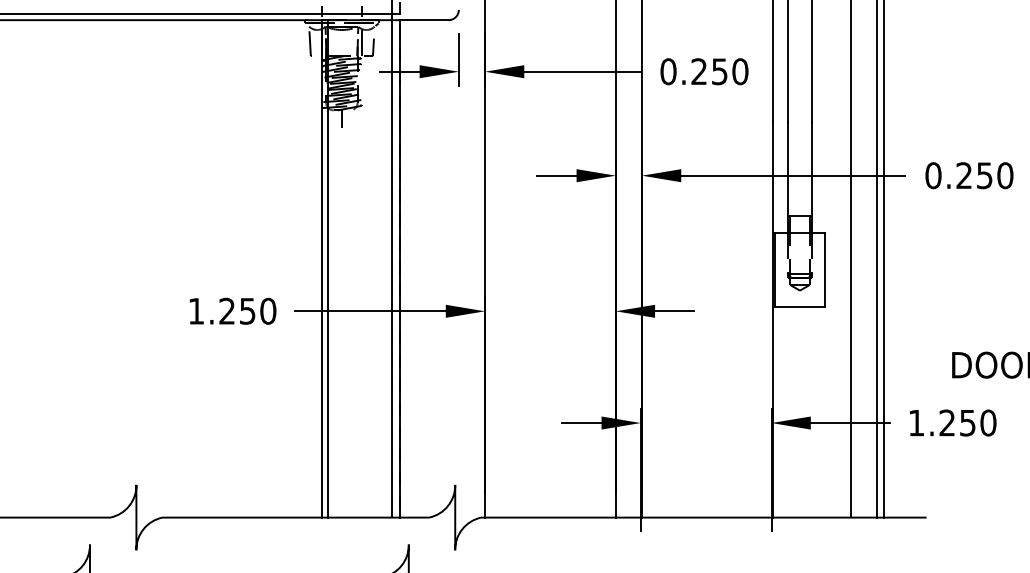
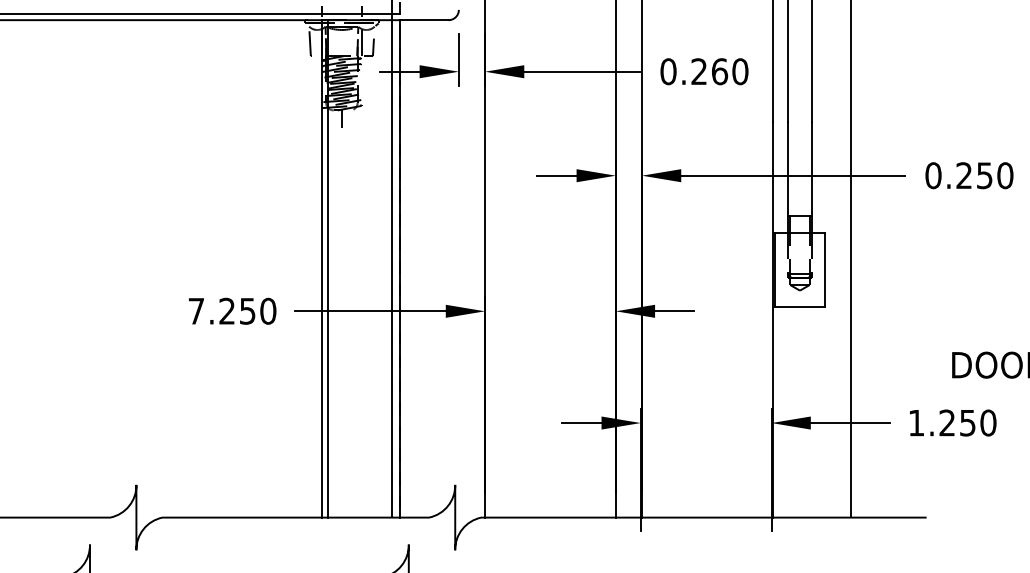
text: 0.250 -> 0.260 (720, 71)
line: present -> none (877, 259)
line: present -> none (883, 259)
text: 1.250 -> 7.250 (195, 311)
